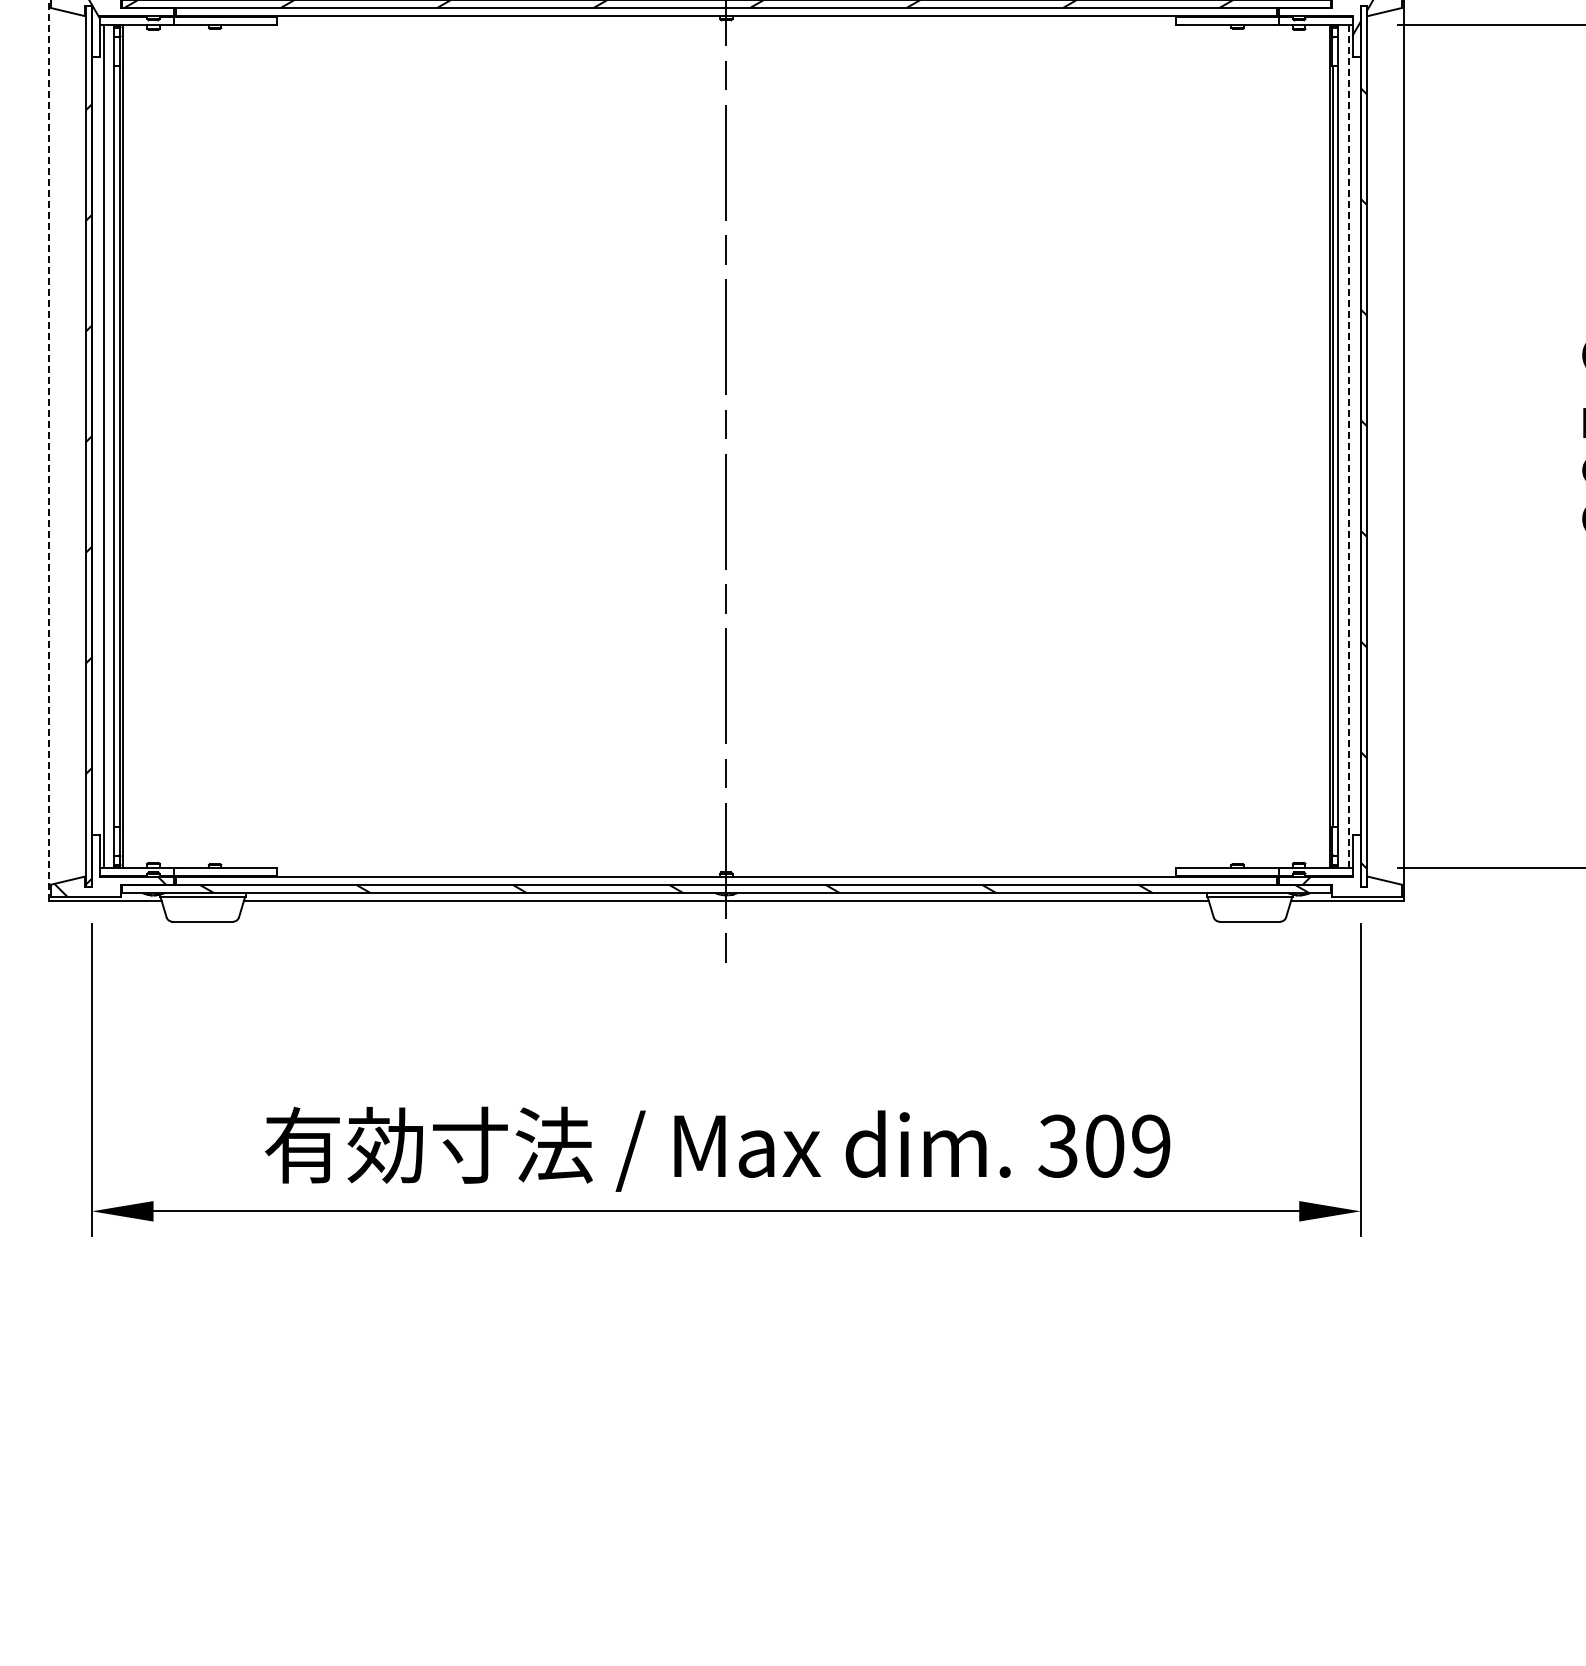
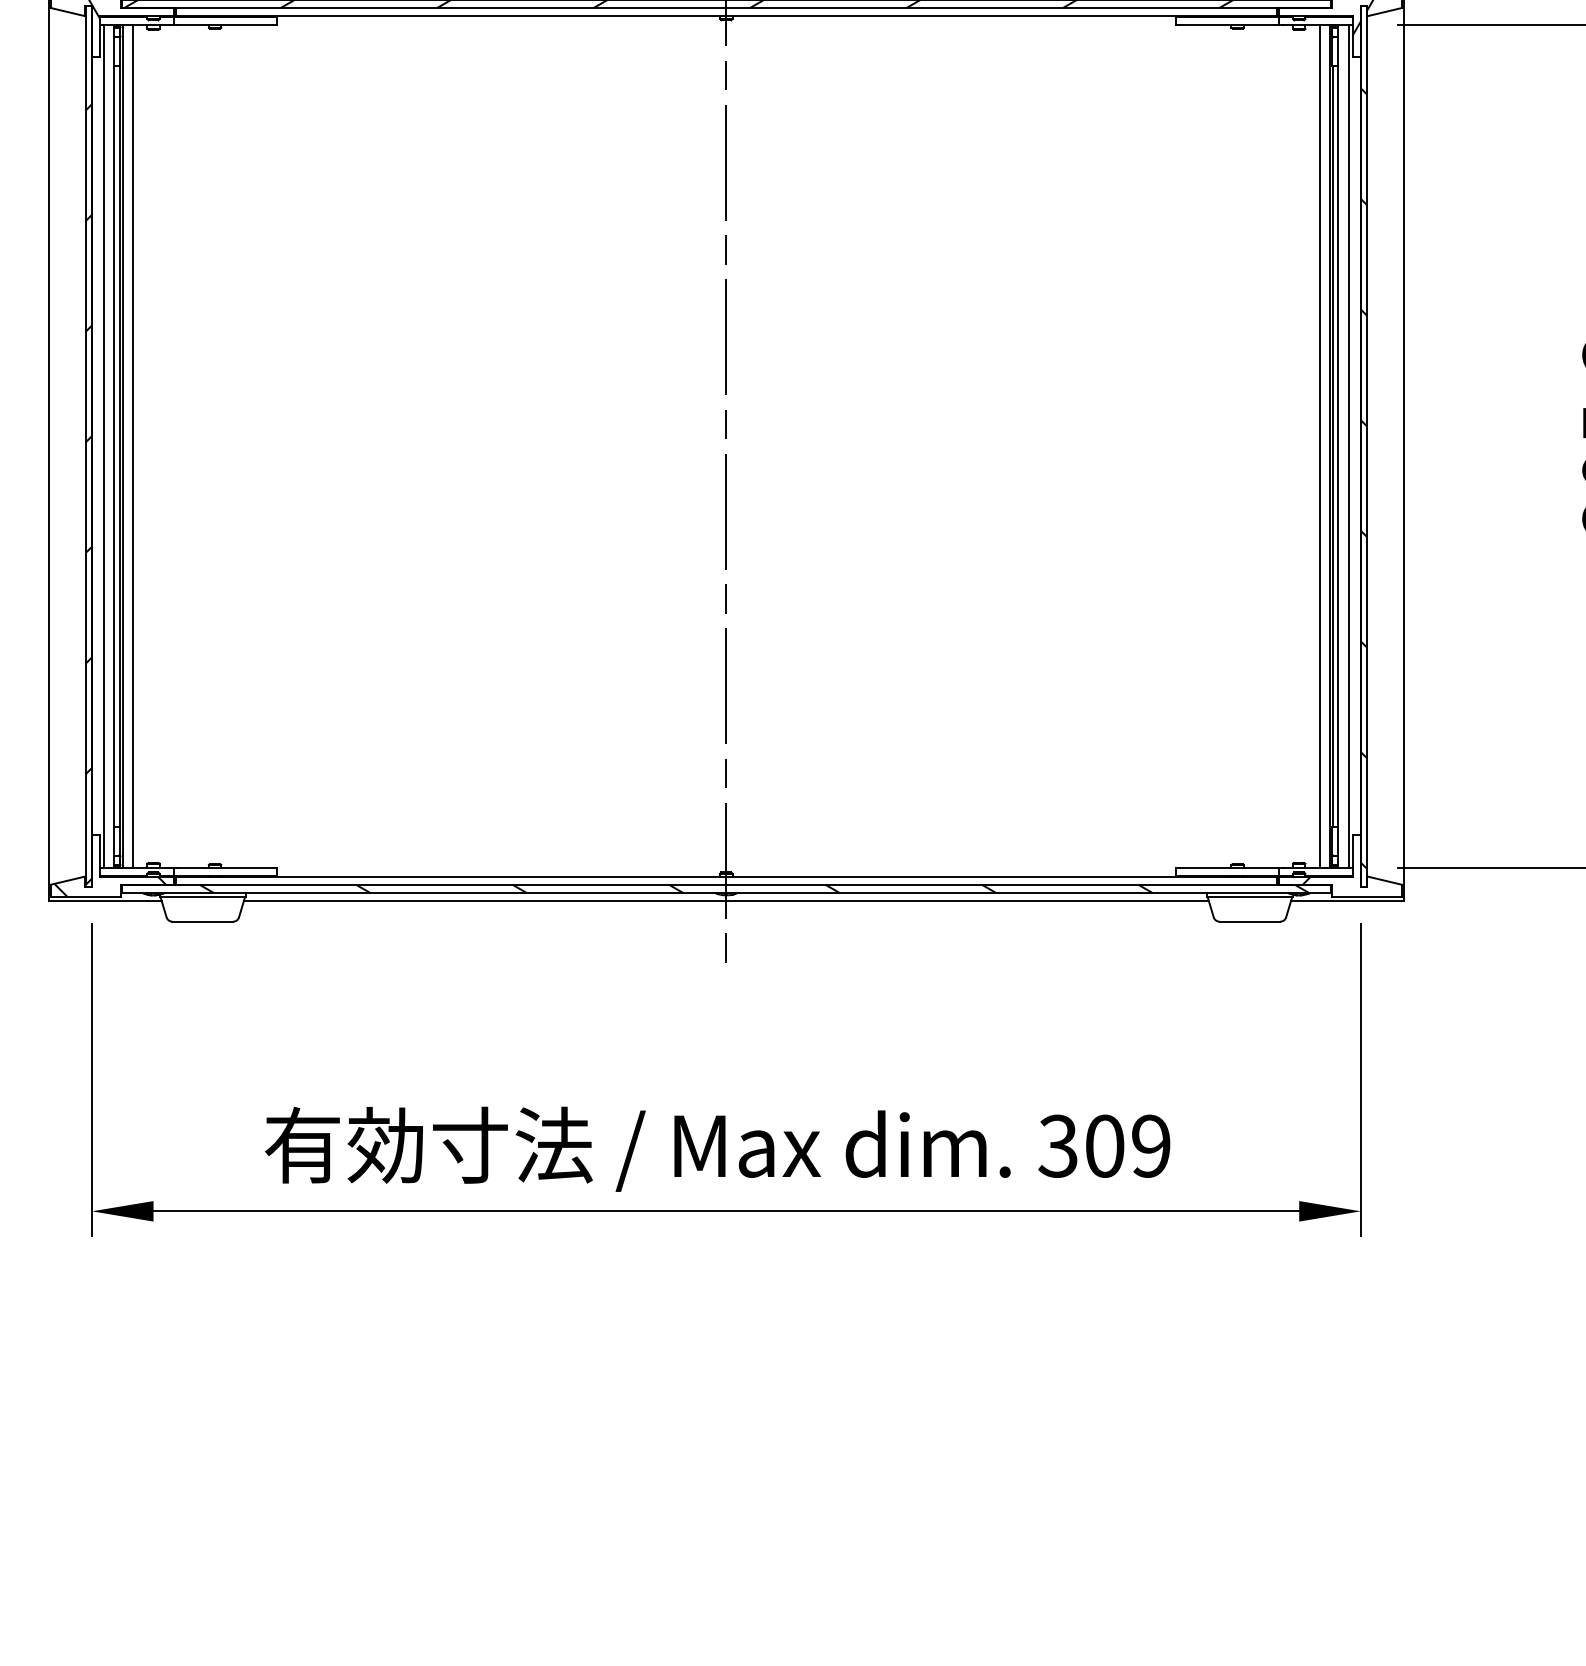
line: none -> present (133, 445)
line: none -> present (1319, 445)
line: dashed -> solid (1348, 446)
line: dashed -> solid (48, 450)
